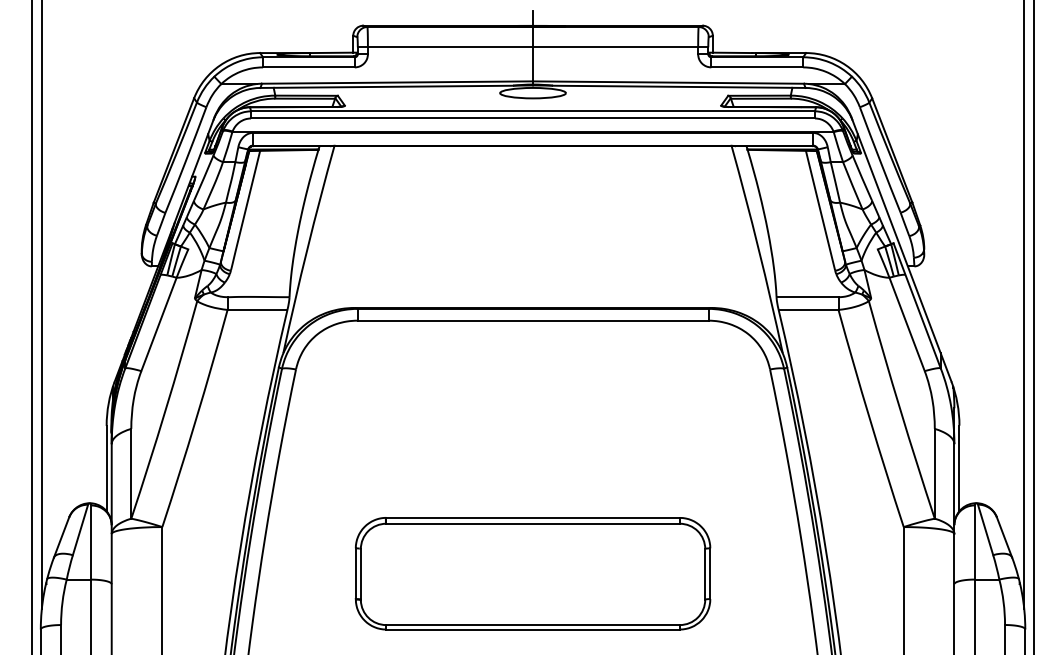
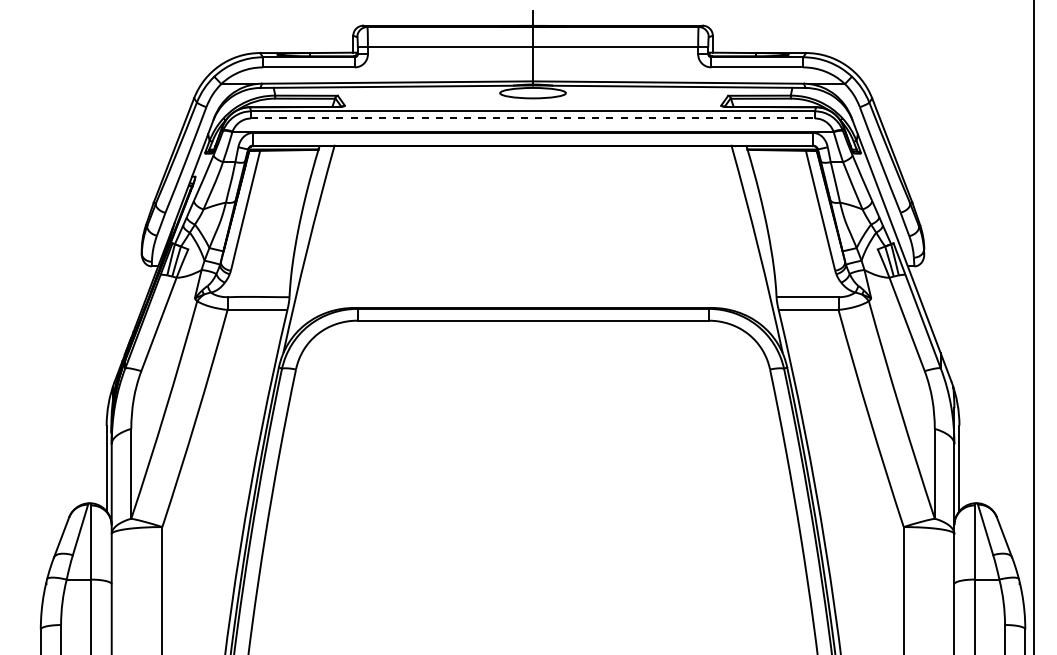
line: solid -> dashed (533, 118)
line: present -> none (41, 305)
line: present -> none (1024, 305)
line: present -> none (31, 326)
part: present -> none (532, 573)
